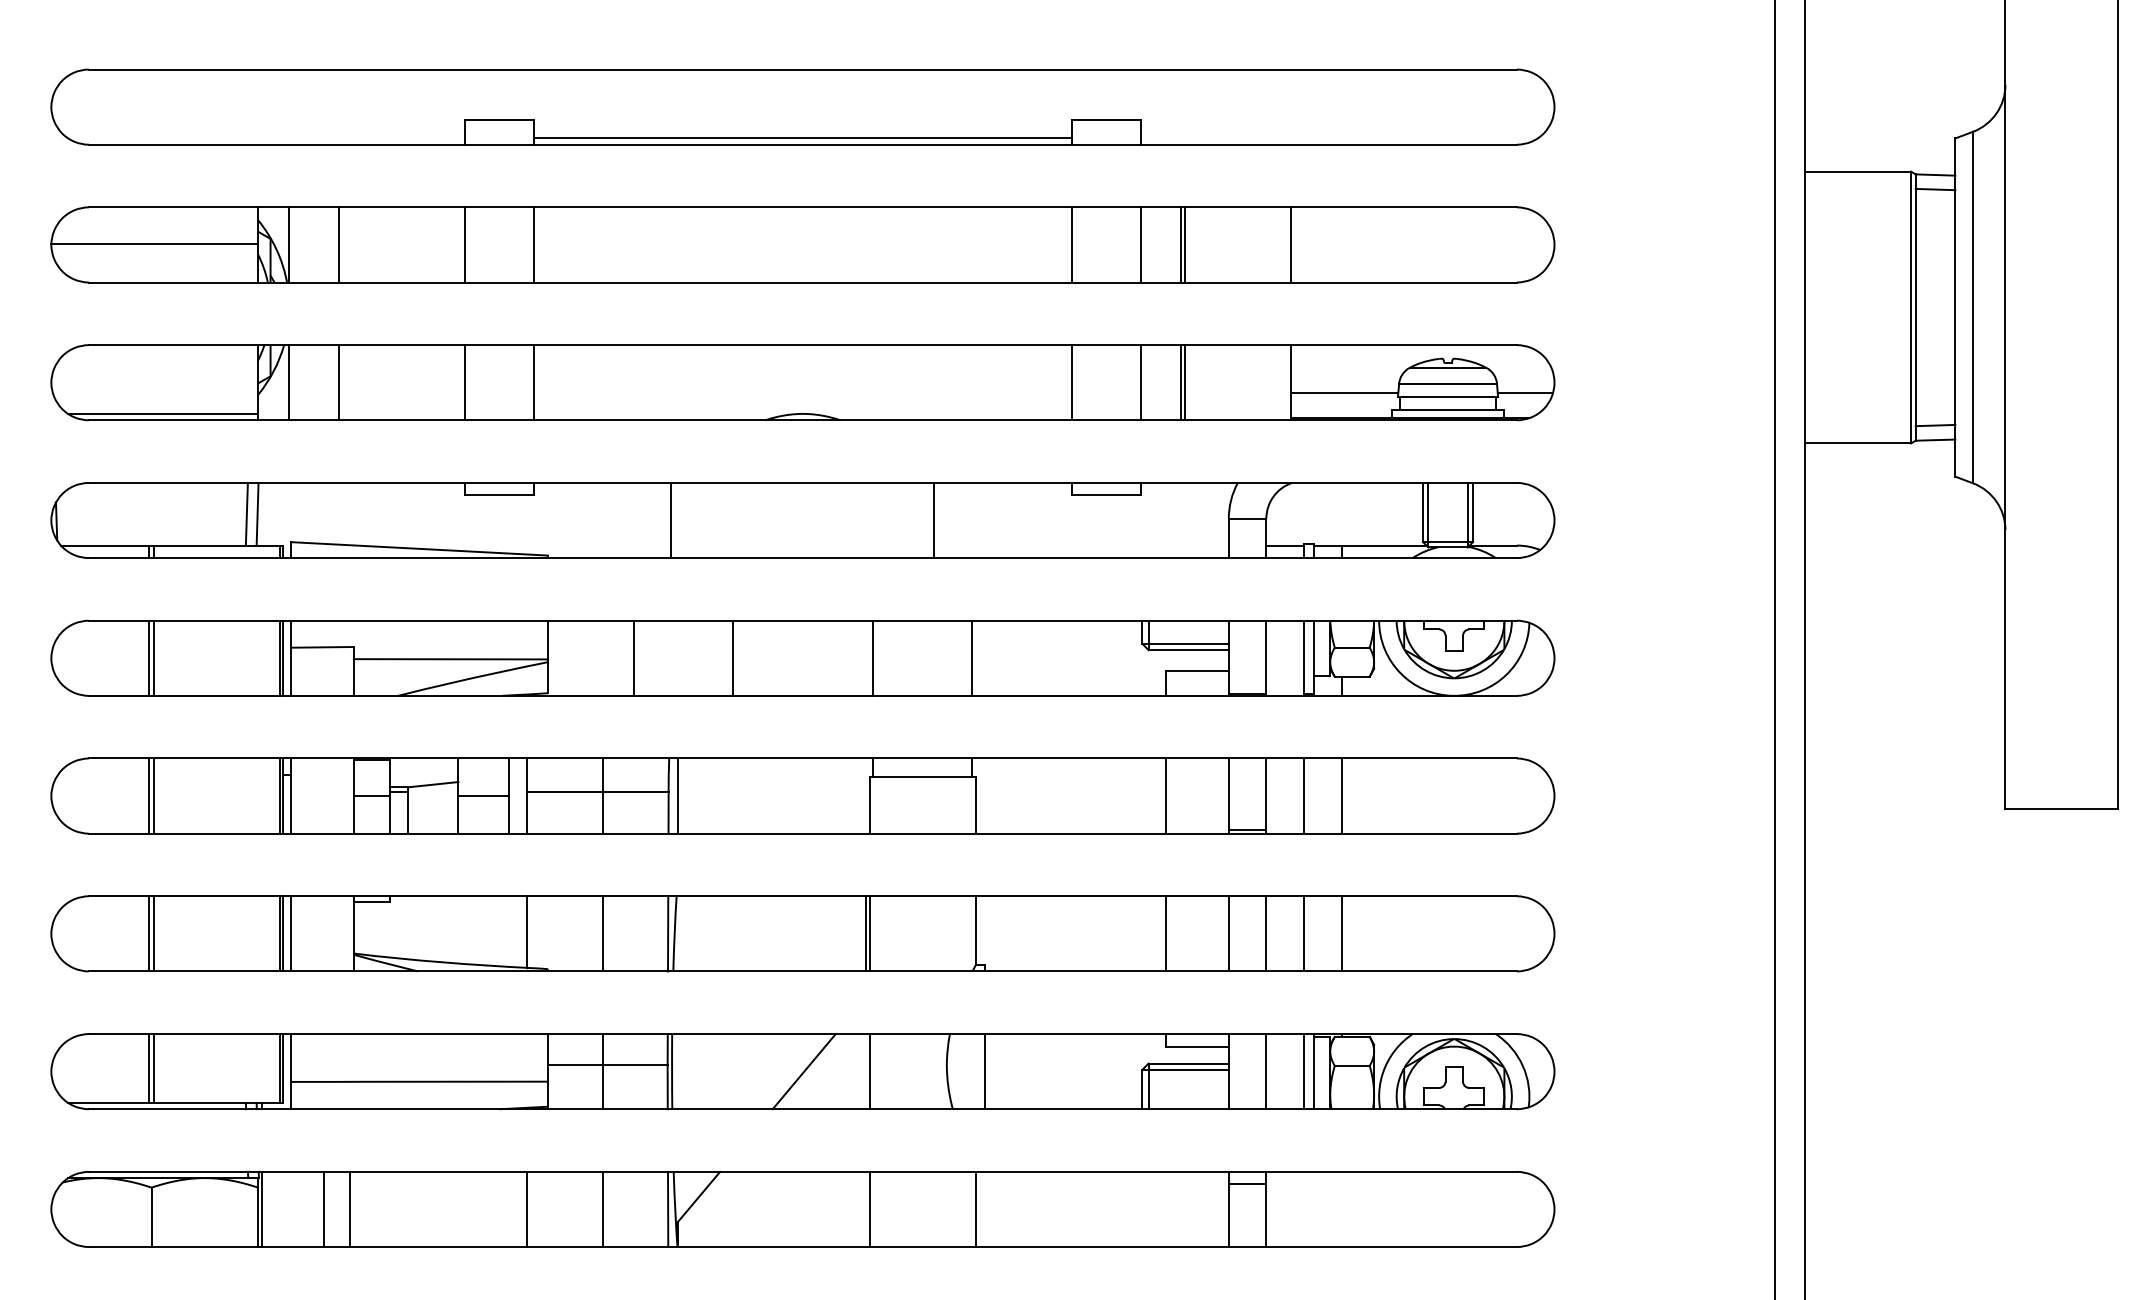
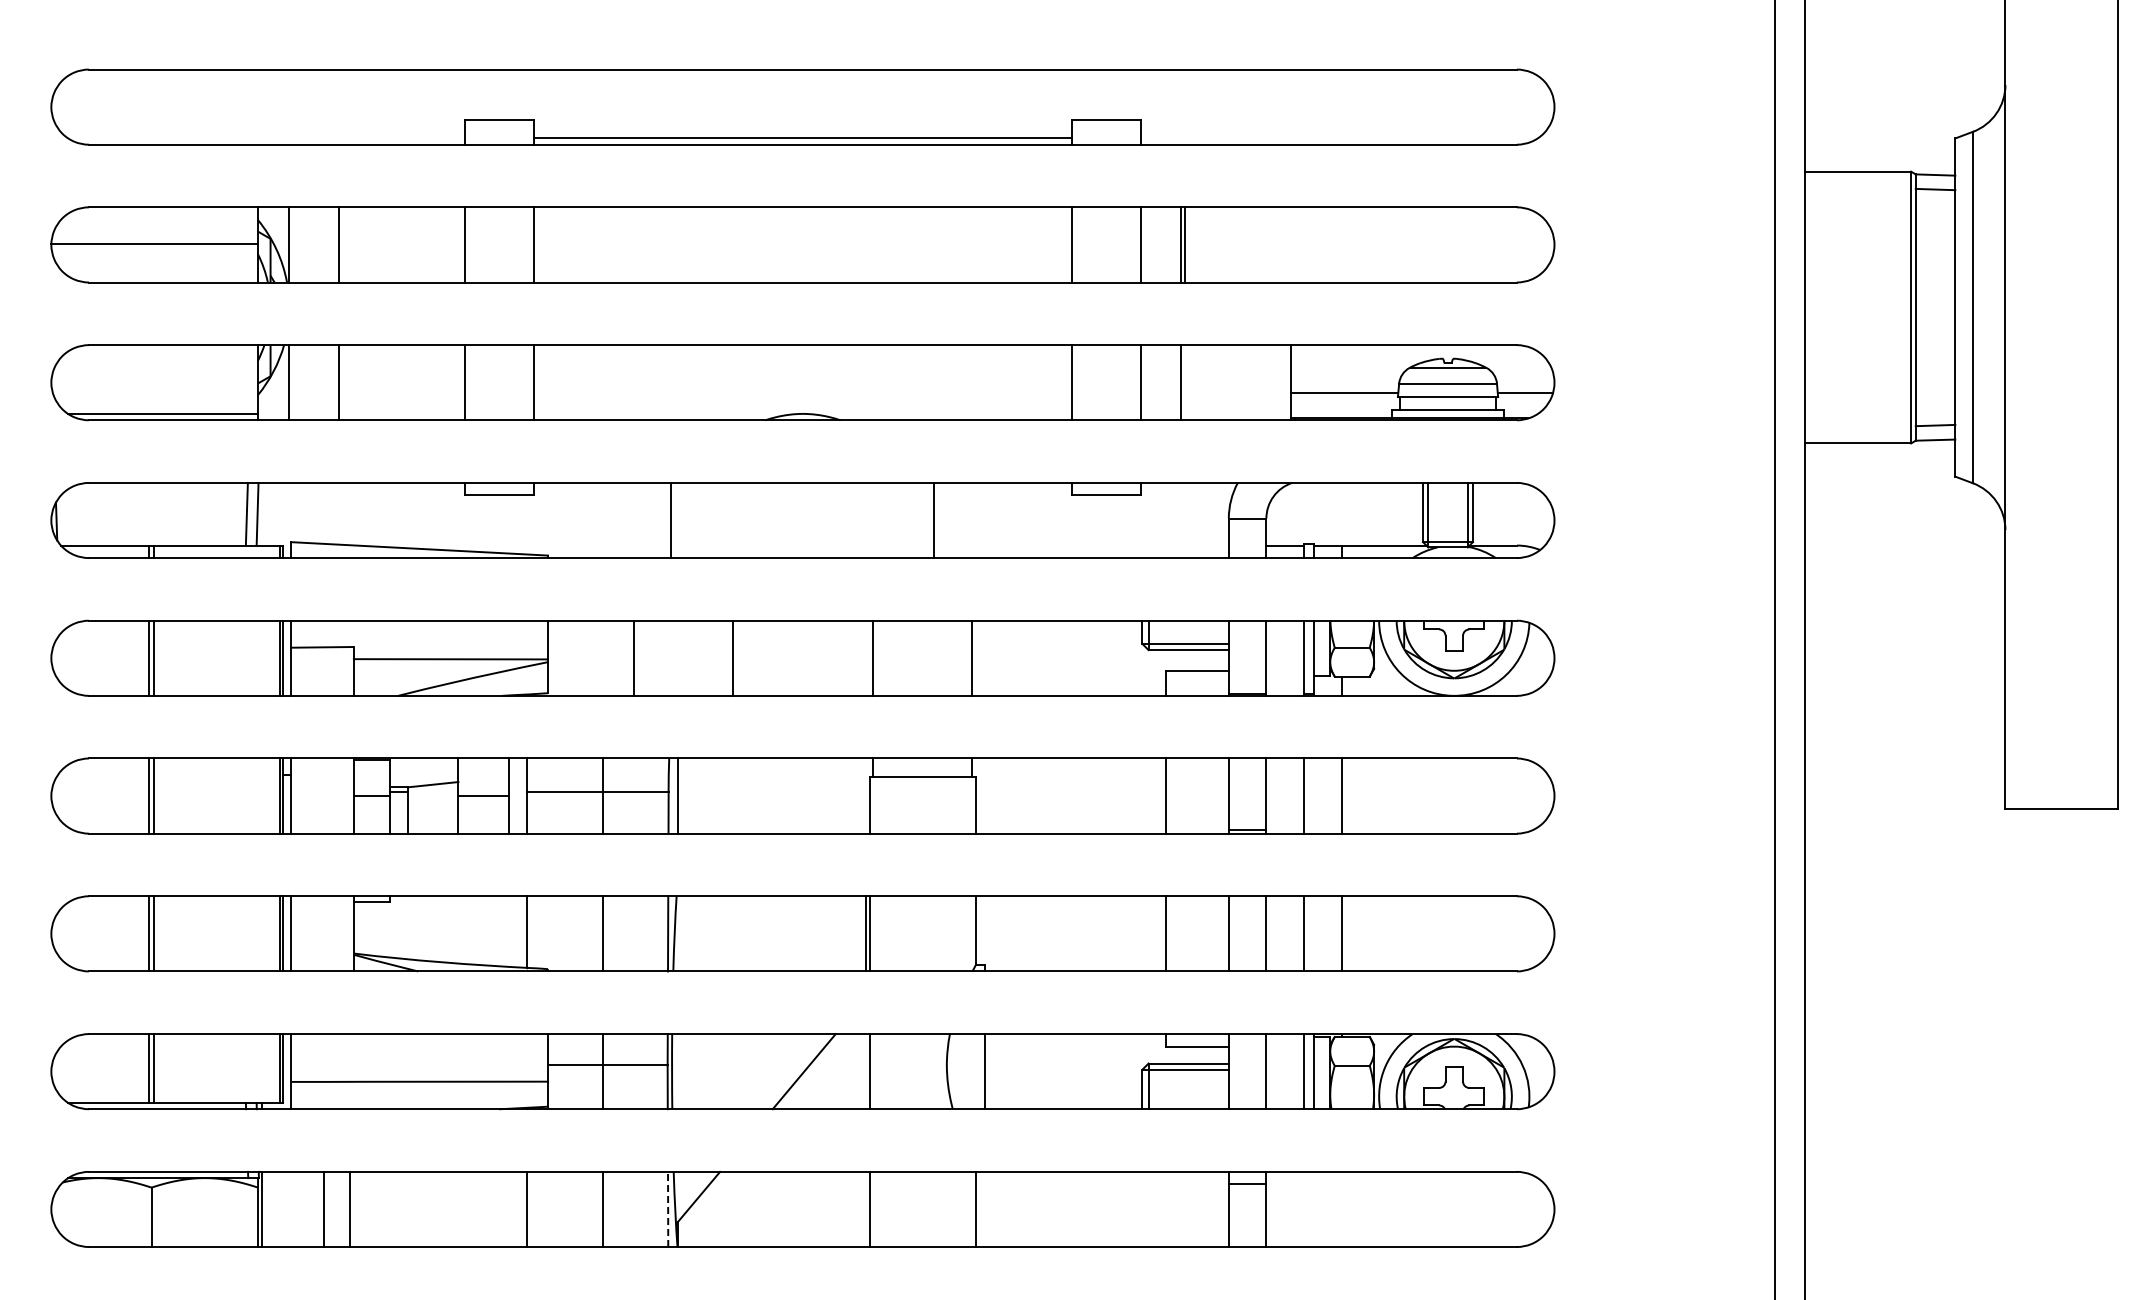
line: present -> none (1291, 244)
line: present -> none (1185, 382)
line: solid -> dashed (668, 1209)
